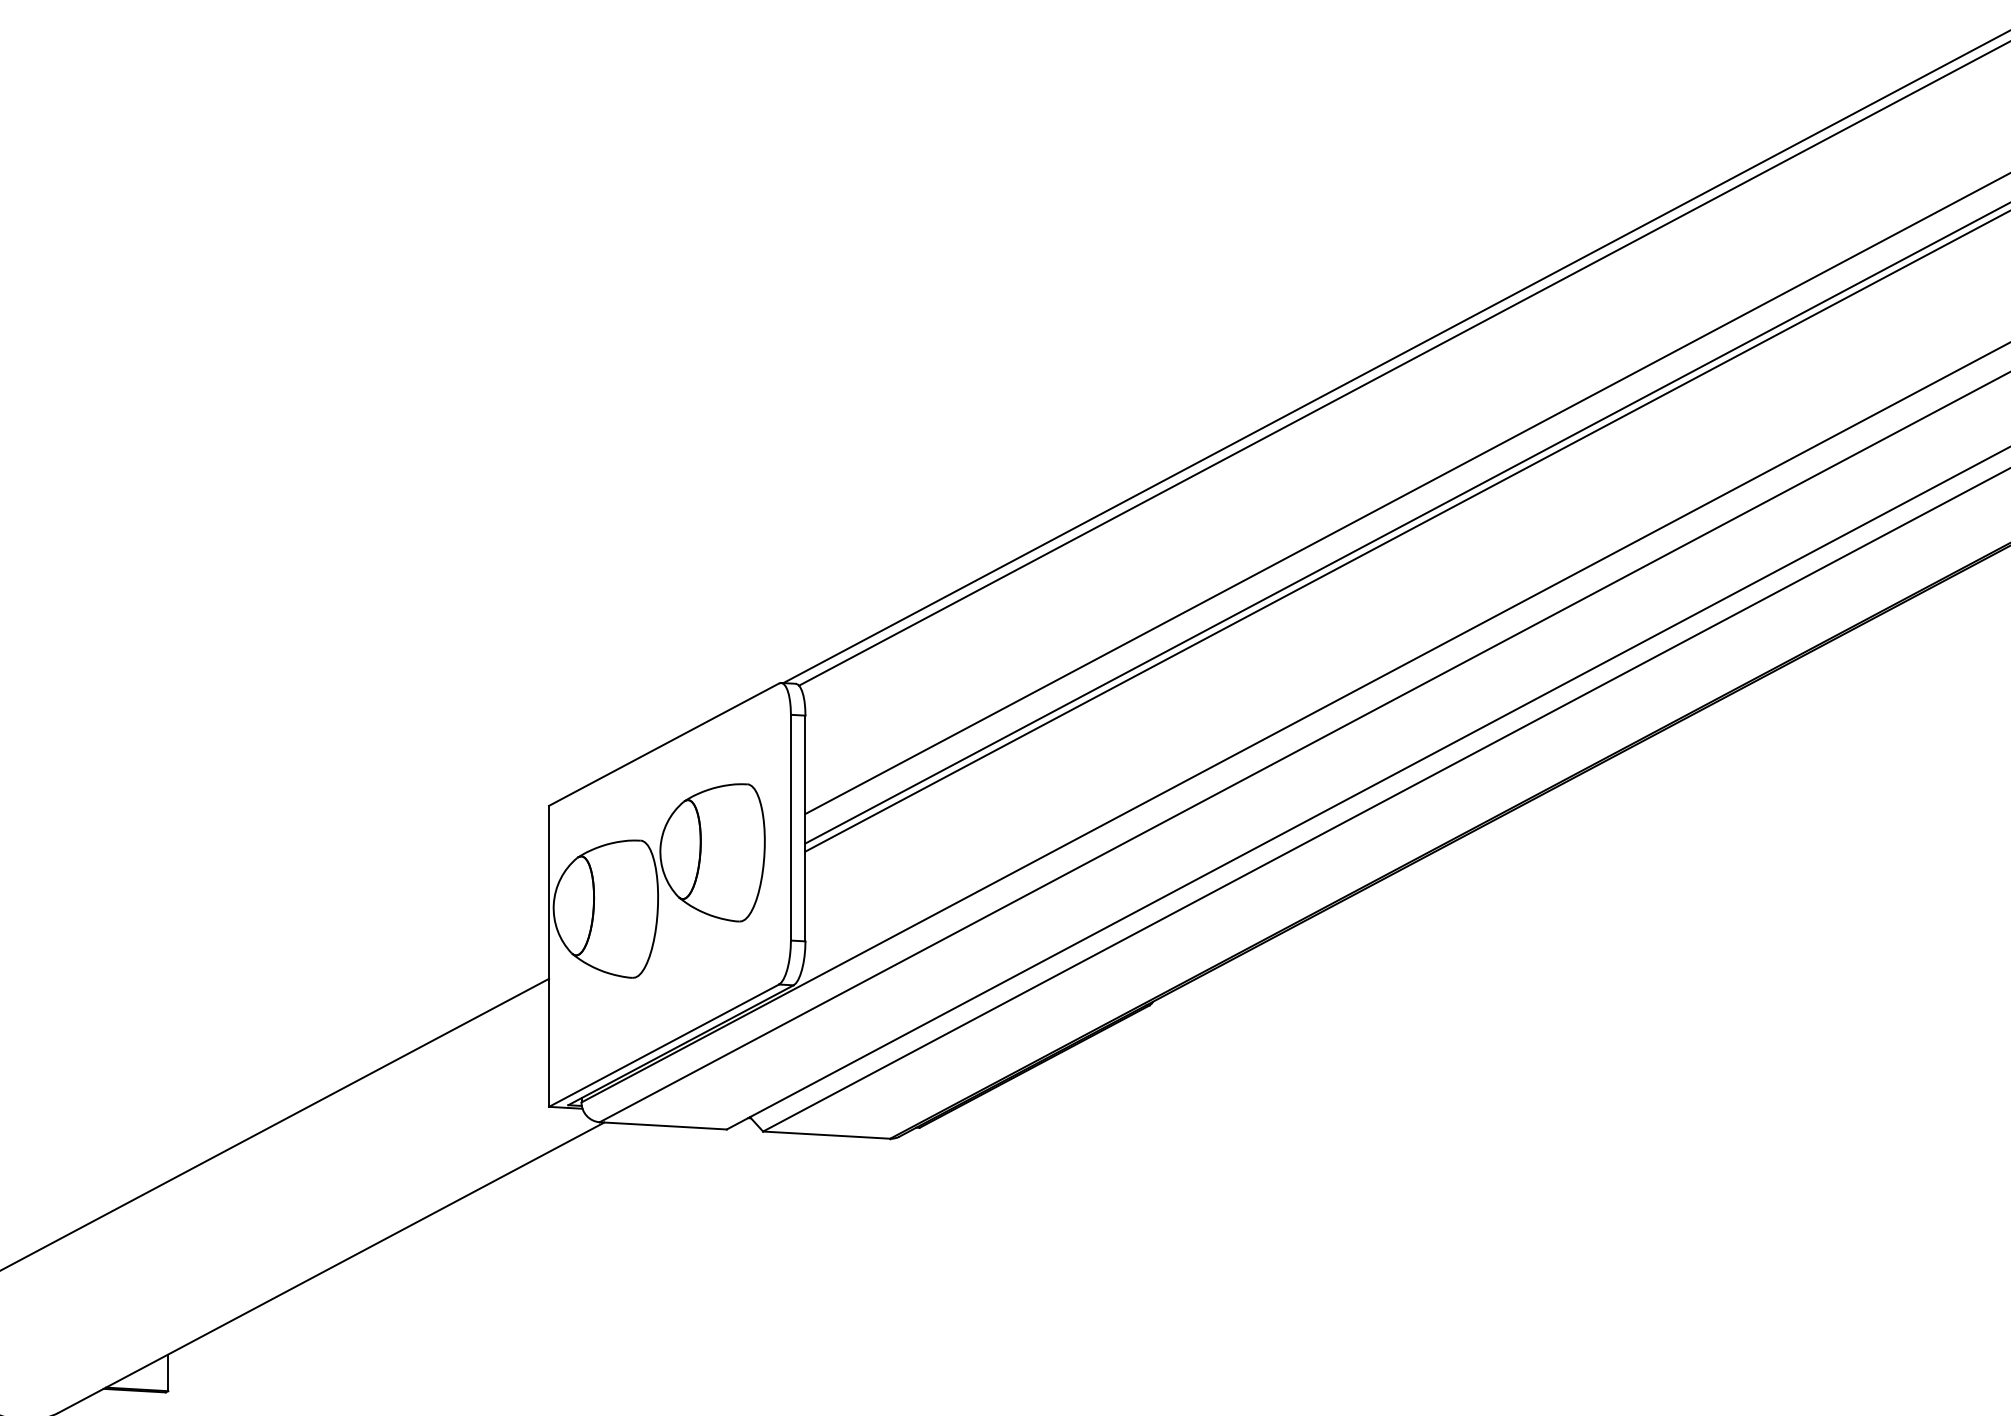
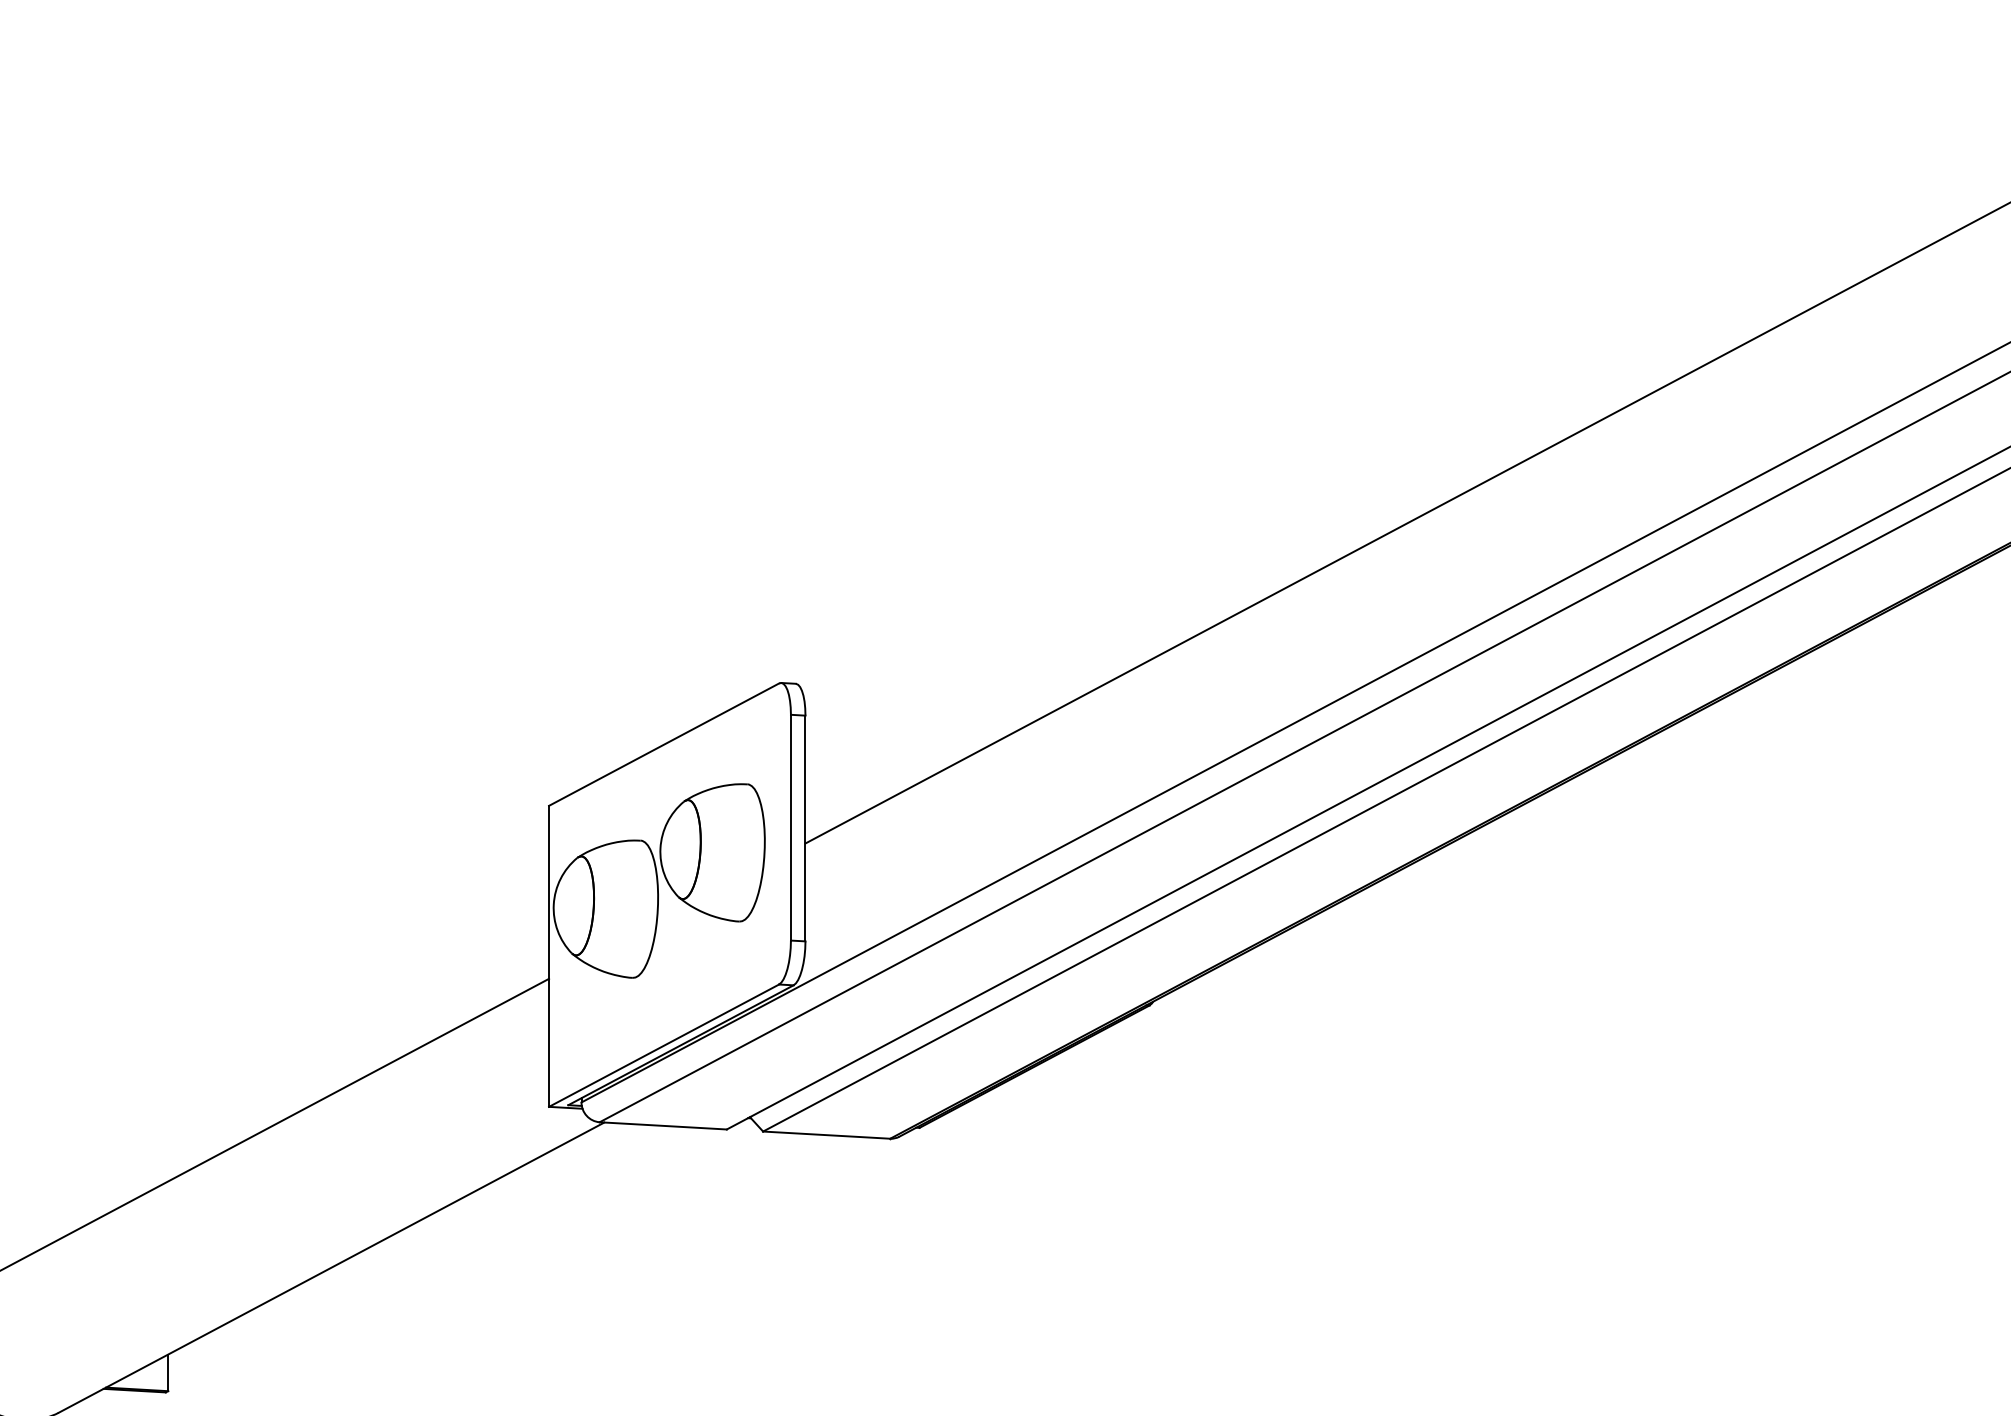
line: present -> none (1395, 357)
line: present -> none (1403, 363)
line: present -> none (1406, 494)
line: present -> none (1406, 531)
